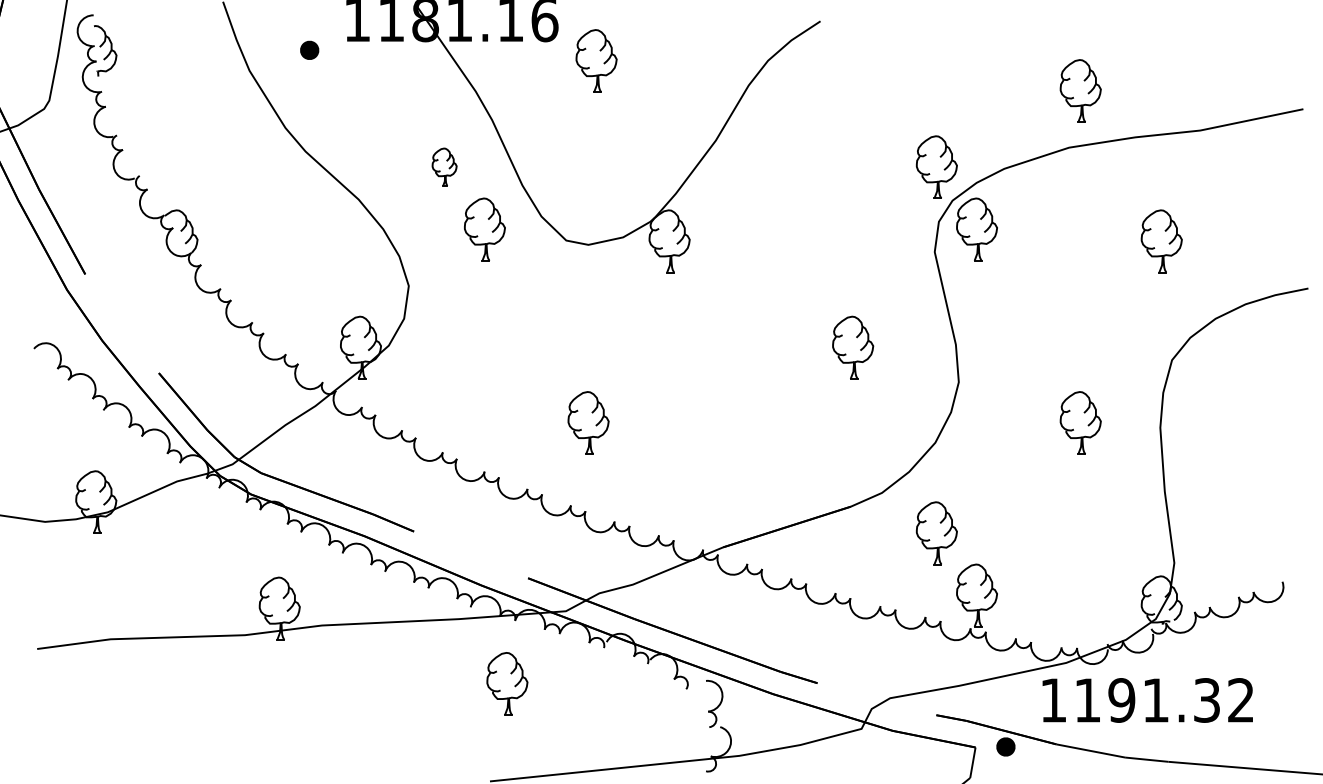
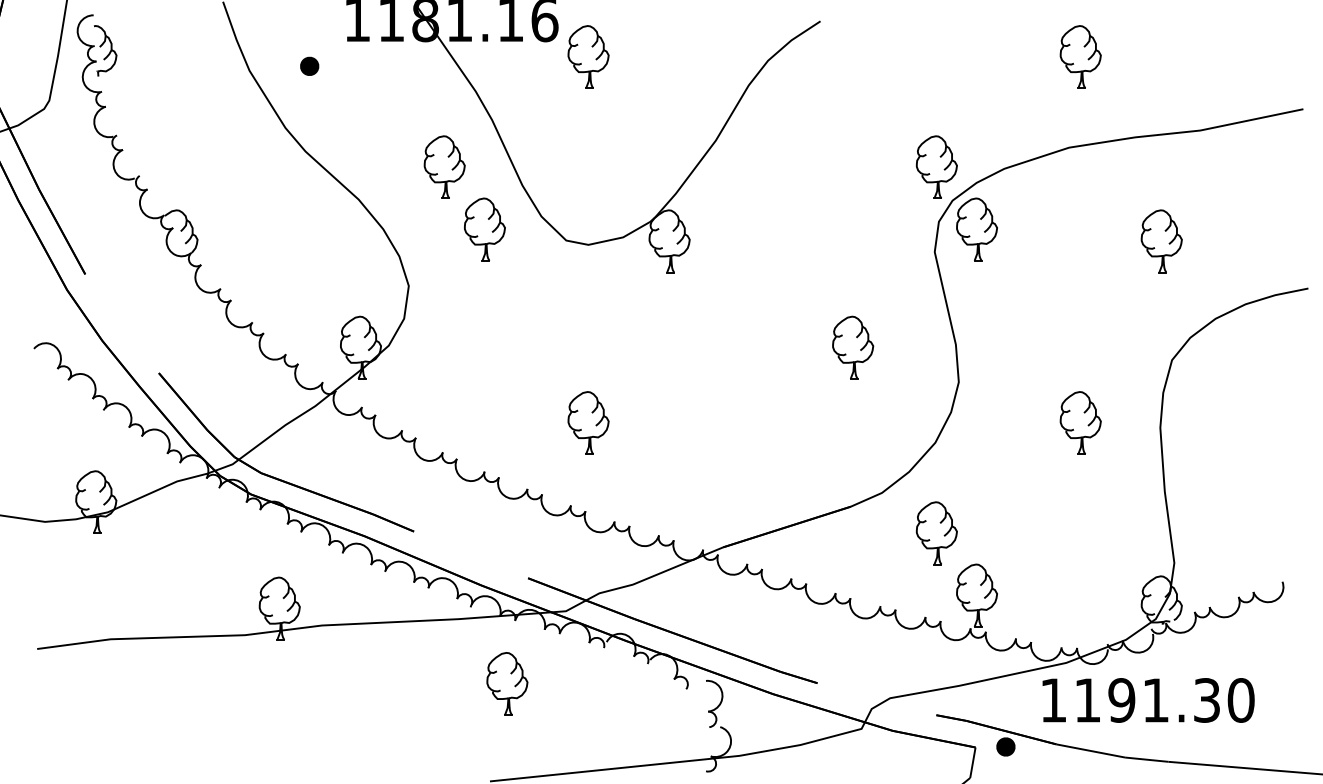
part position: (309, 49) -> (309, 65) (309, 65)
part position: (596, 60) -> (588, 56) (588, 56)
part position: (1080, 90) -> (1080, 56) (1080, 56)
part size: 27x40 px -> 43x64 px (444, 166)
text: 1191.32 -> 1191.30 (1240, 700)
